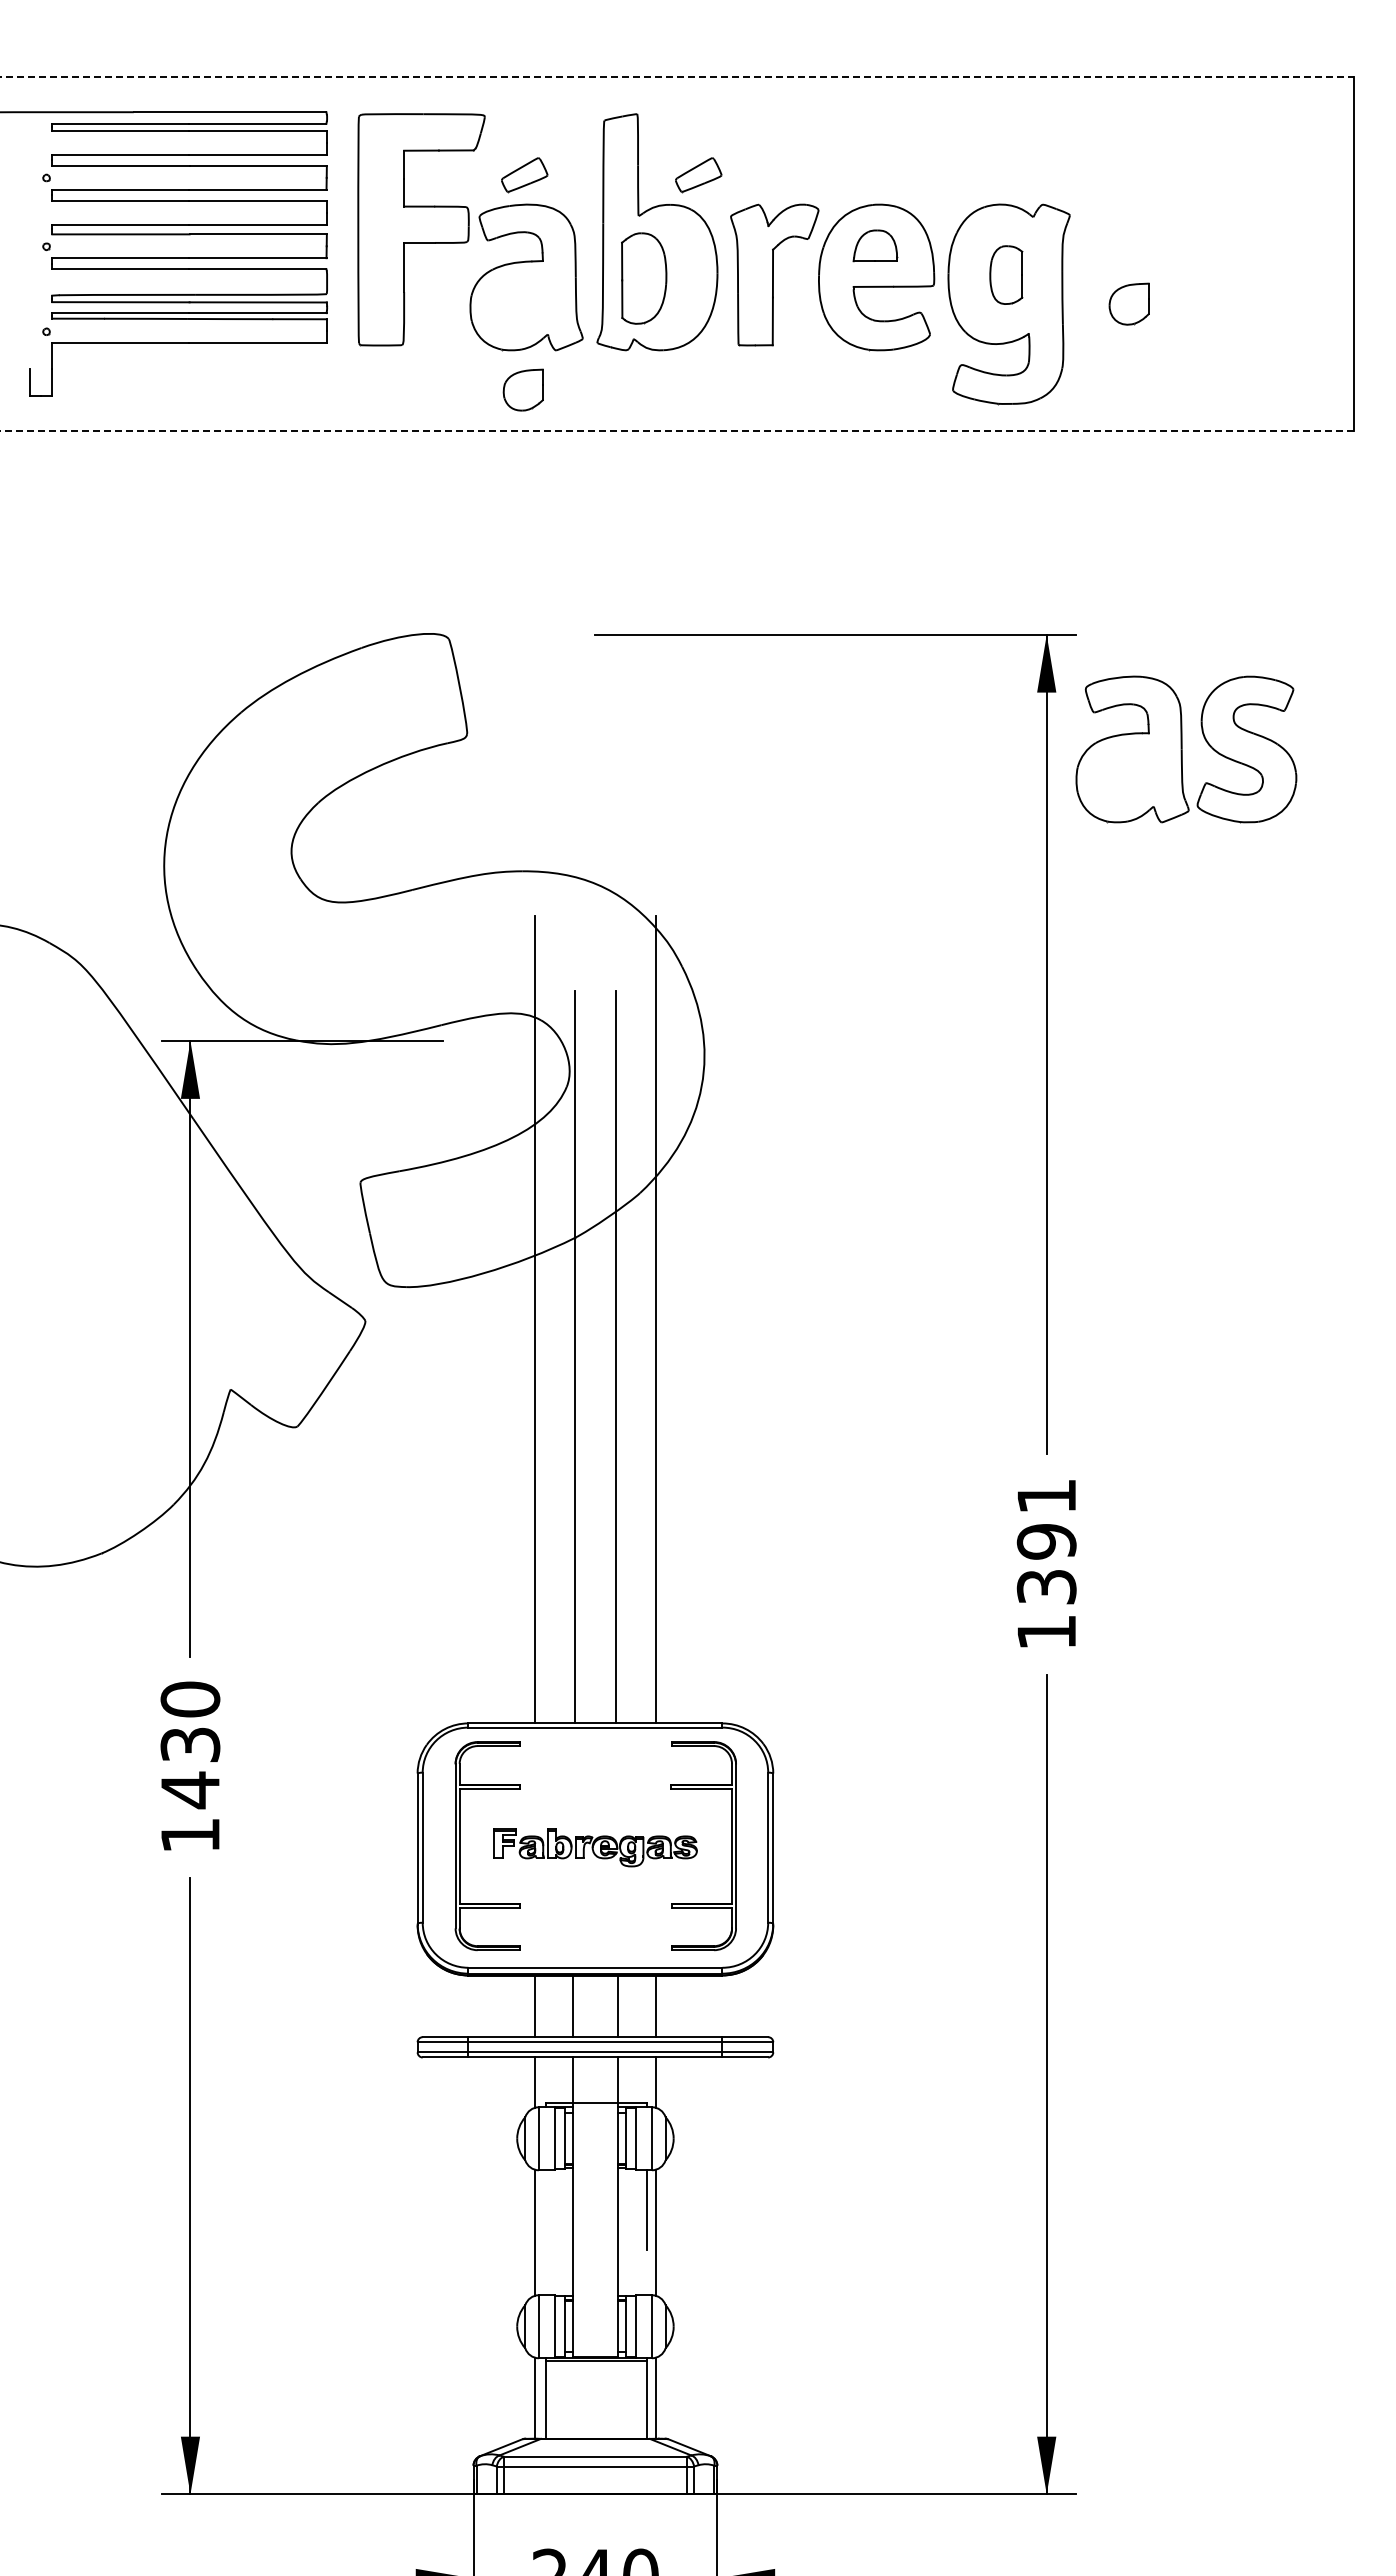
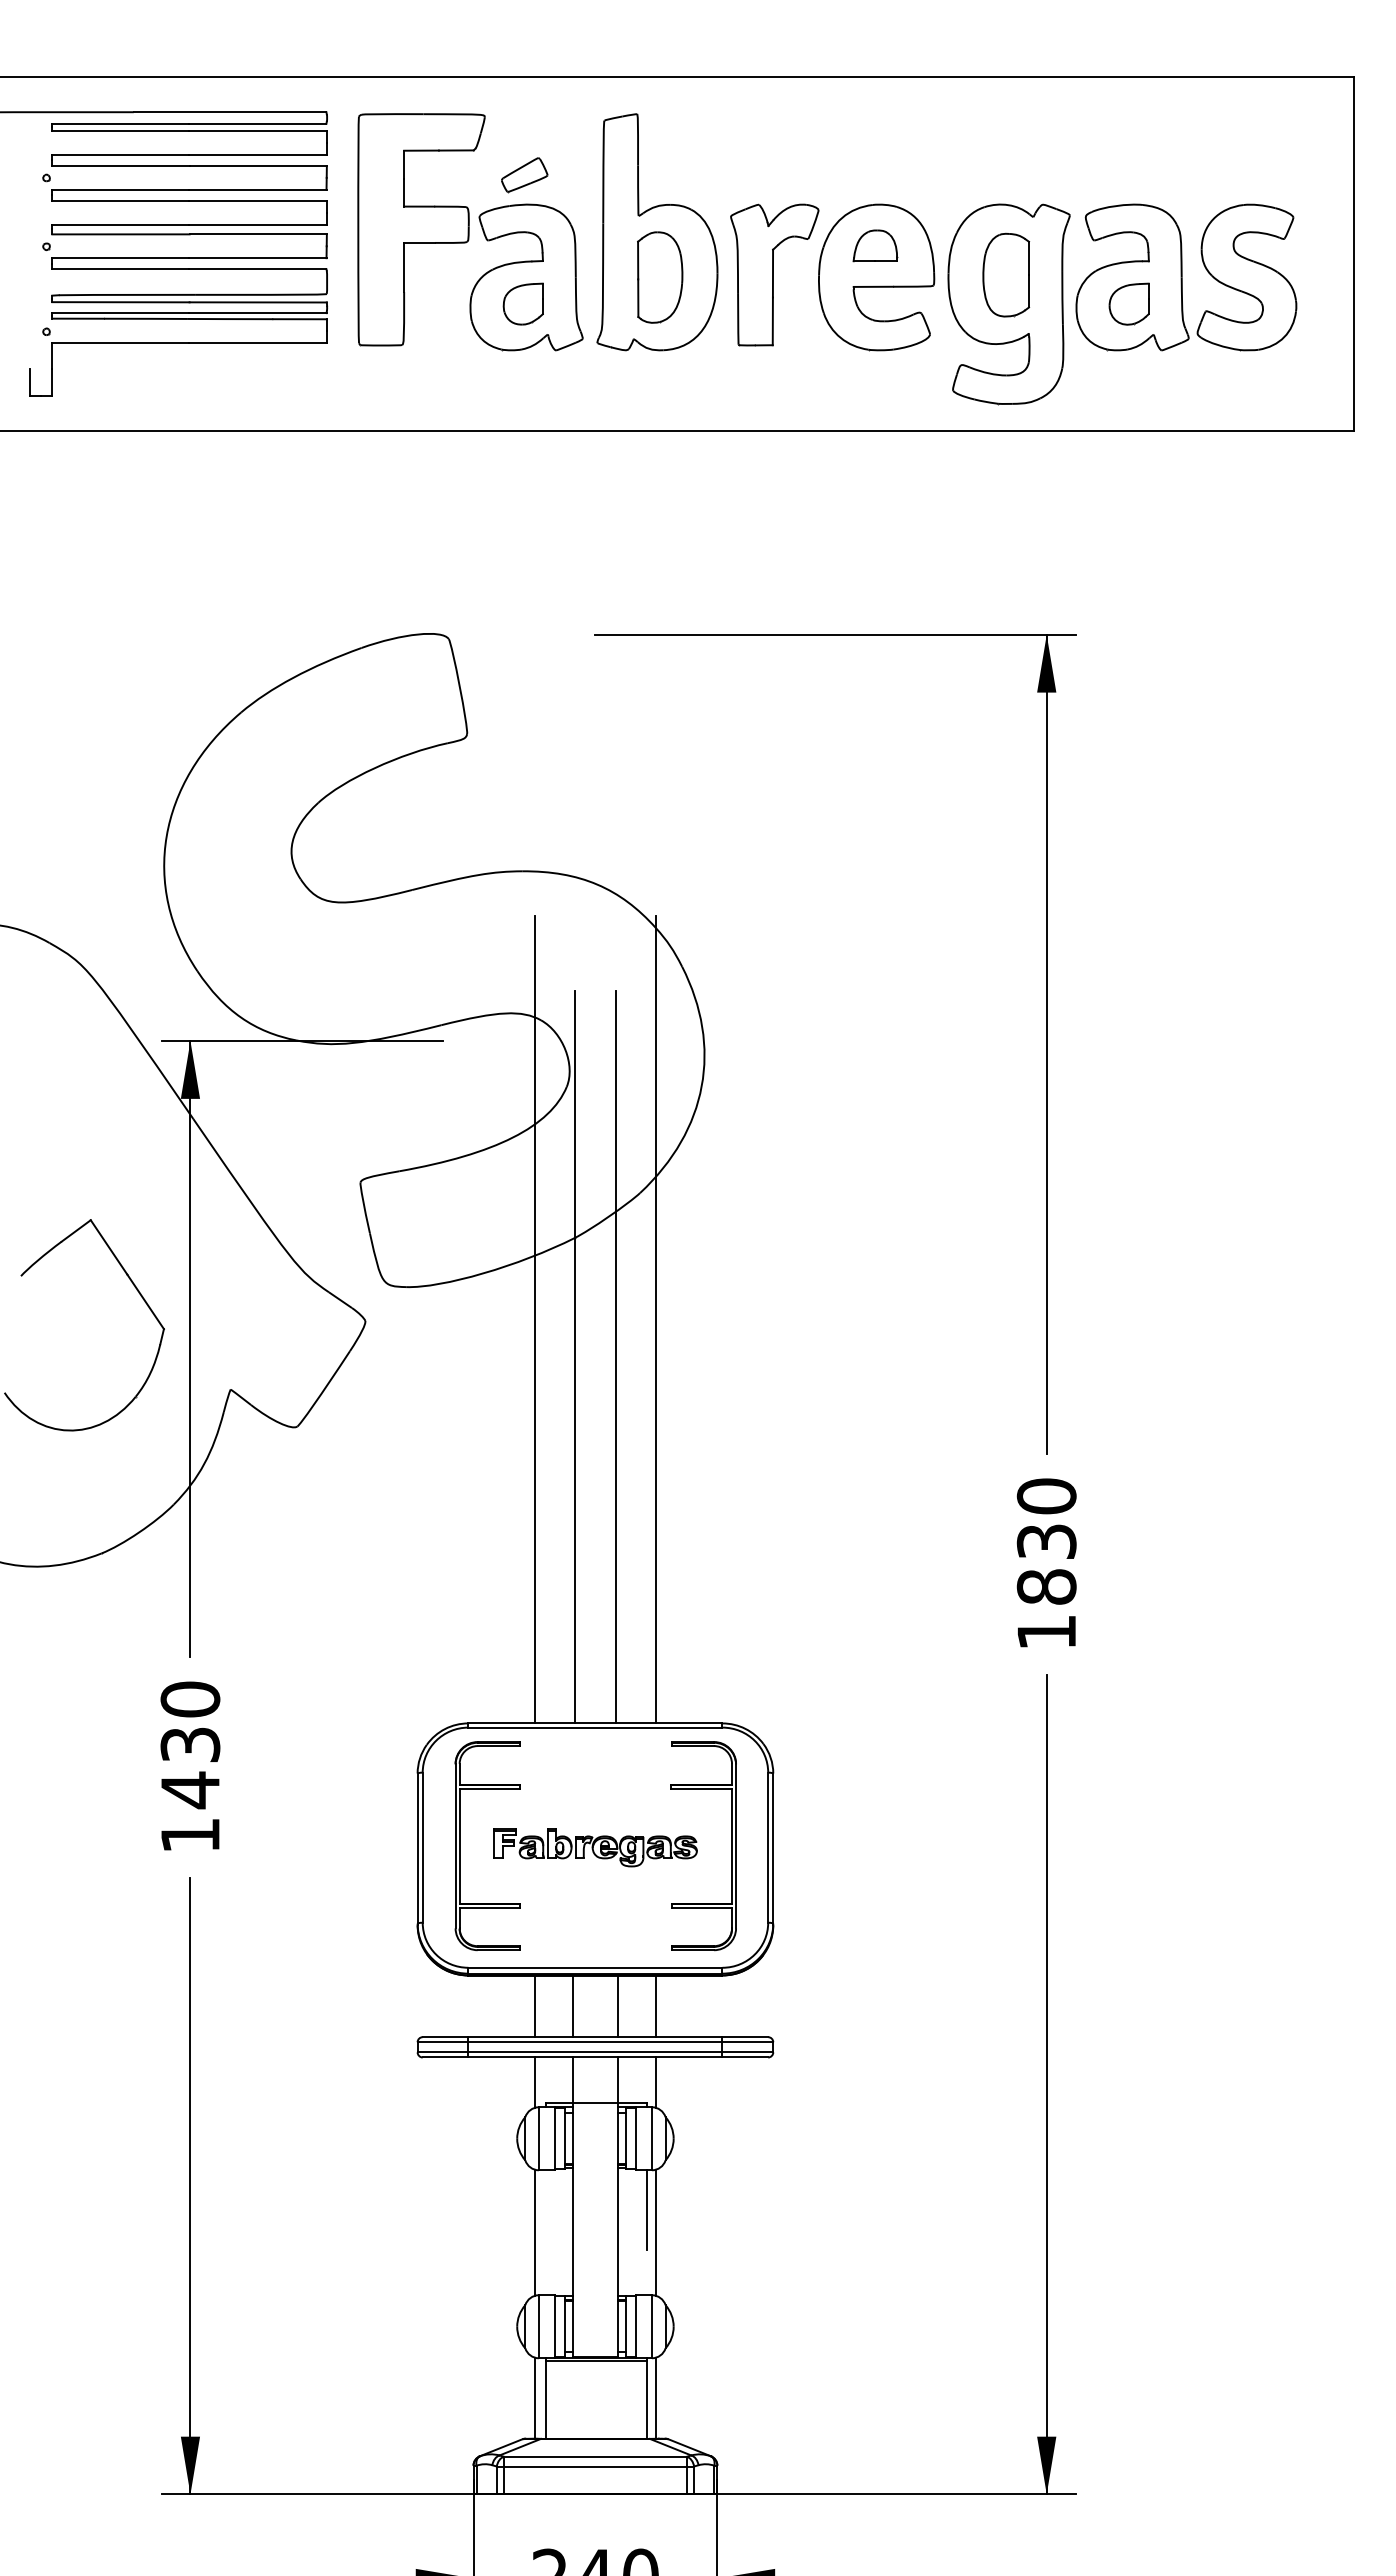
line: dashed -> solid (677, 77)
part: present -> none (698, 175)
part size: 35x60 px -> 49x86 px (1006, 274)
part position: (644, 278) -> (660, 277) (660, 277)
part position: (522, 389) -> (522, 303) (522, 303)
line: dashed -> solid (677, 430)
part position: (1186, 749) -> (1186, 277) (1186, 277)
part: none -> present (136, 1290)
text: 1391 -> 1830 (1046, 1541)
